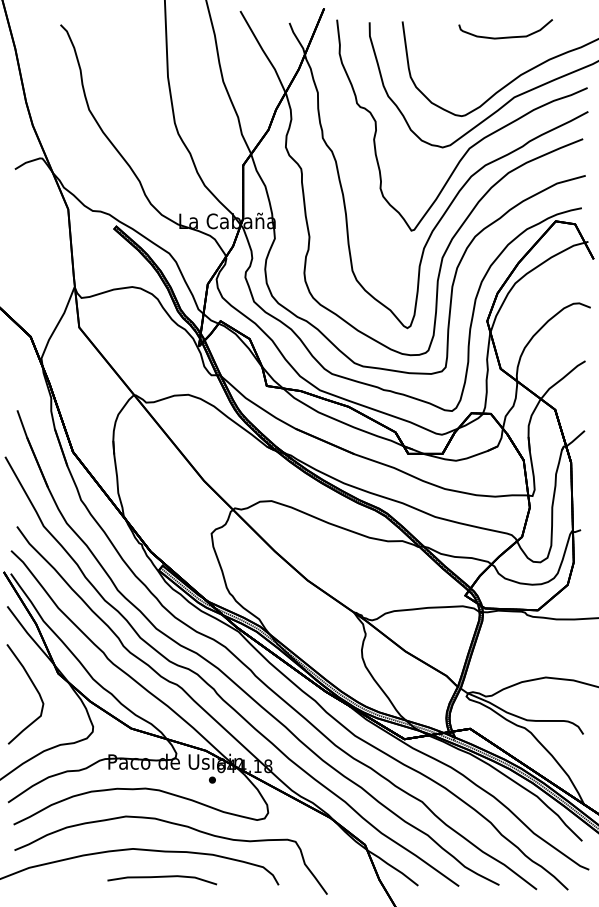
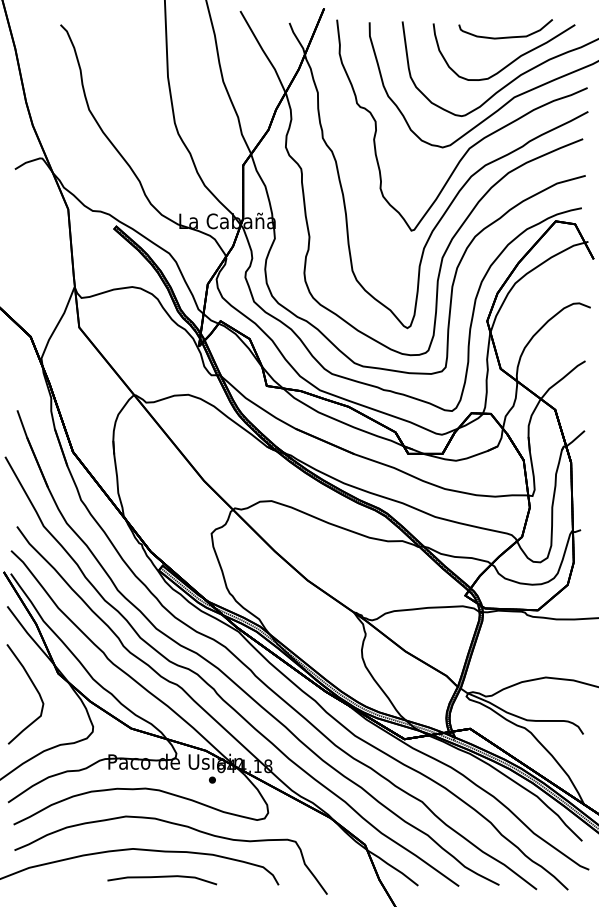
part: none -> present (511, 61)
